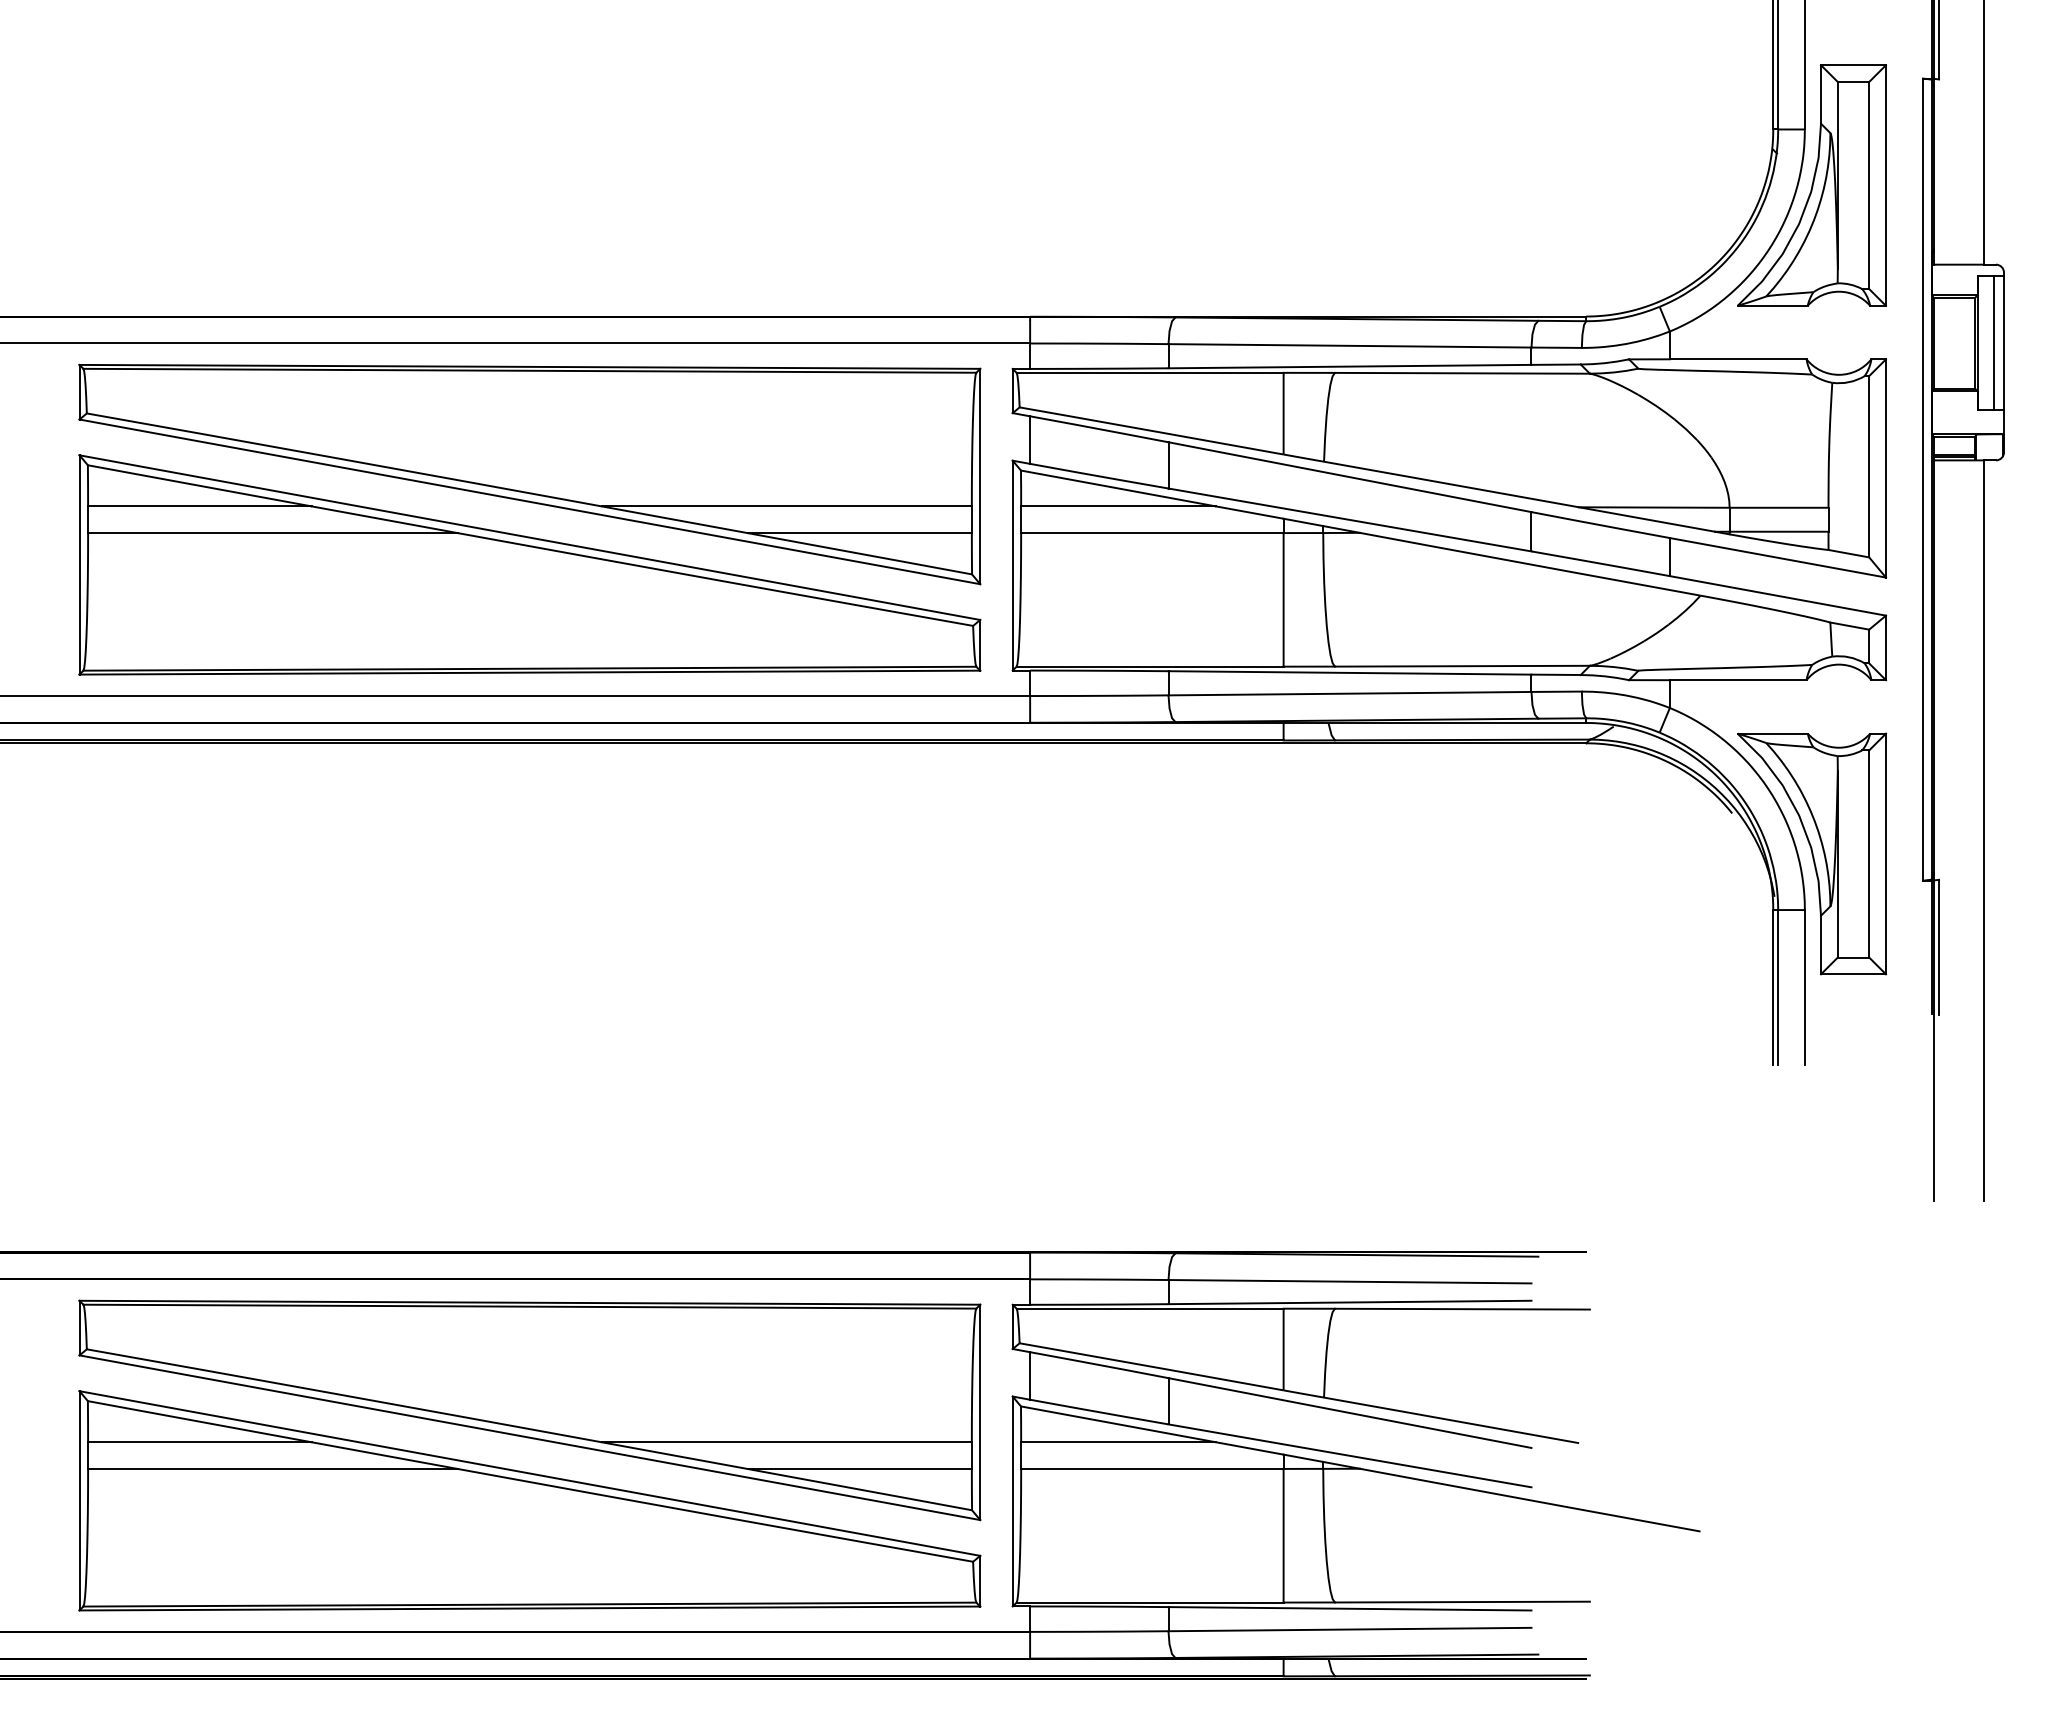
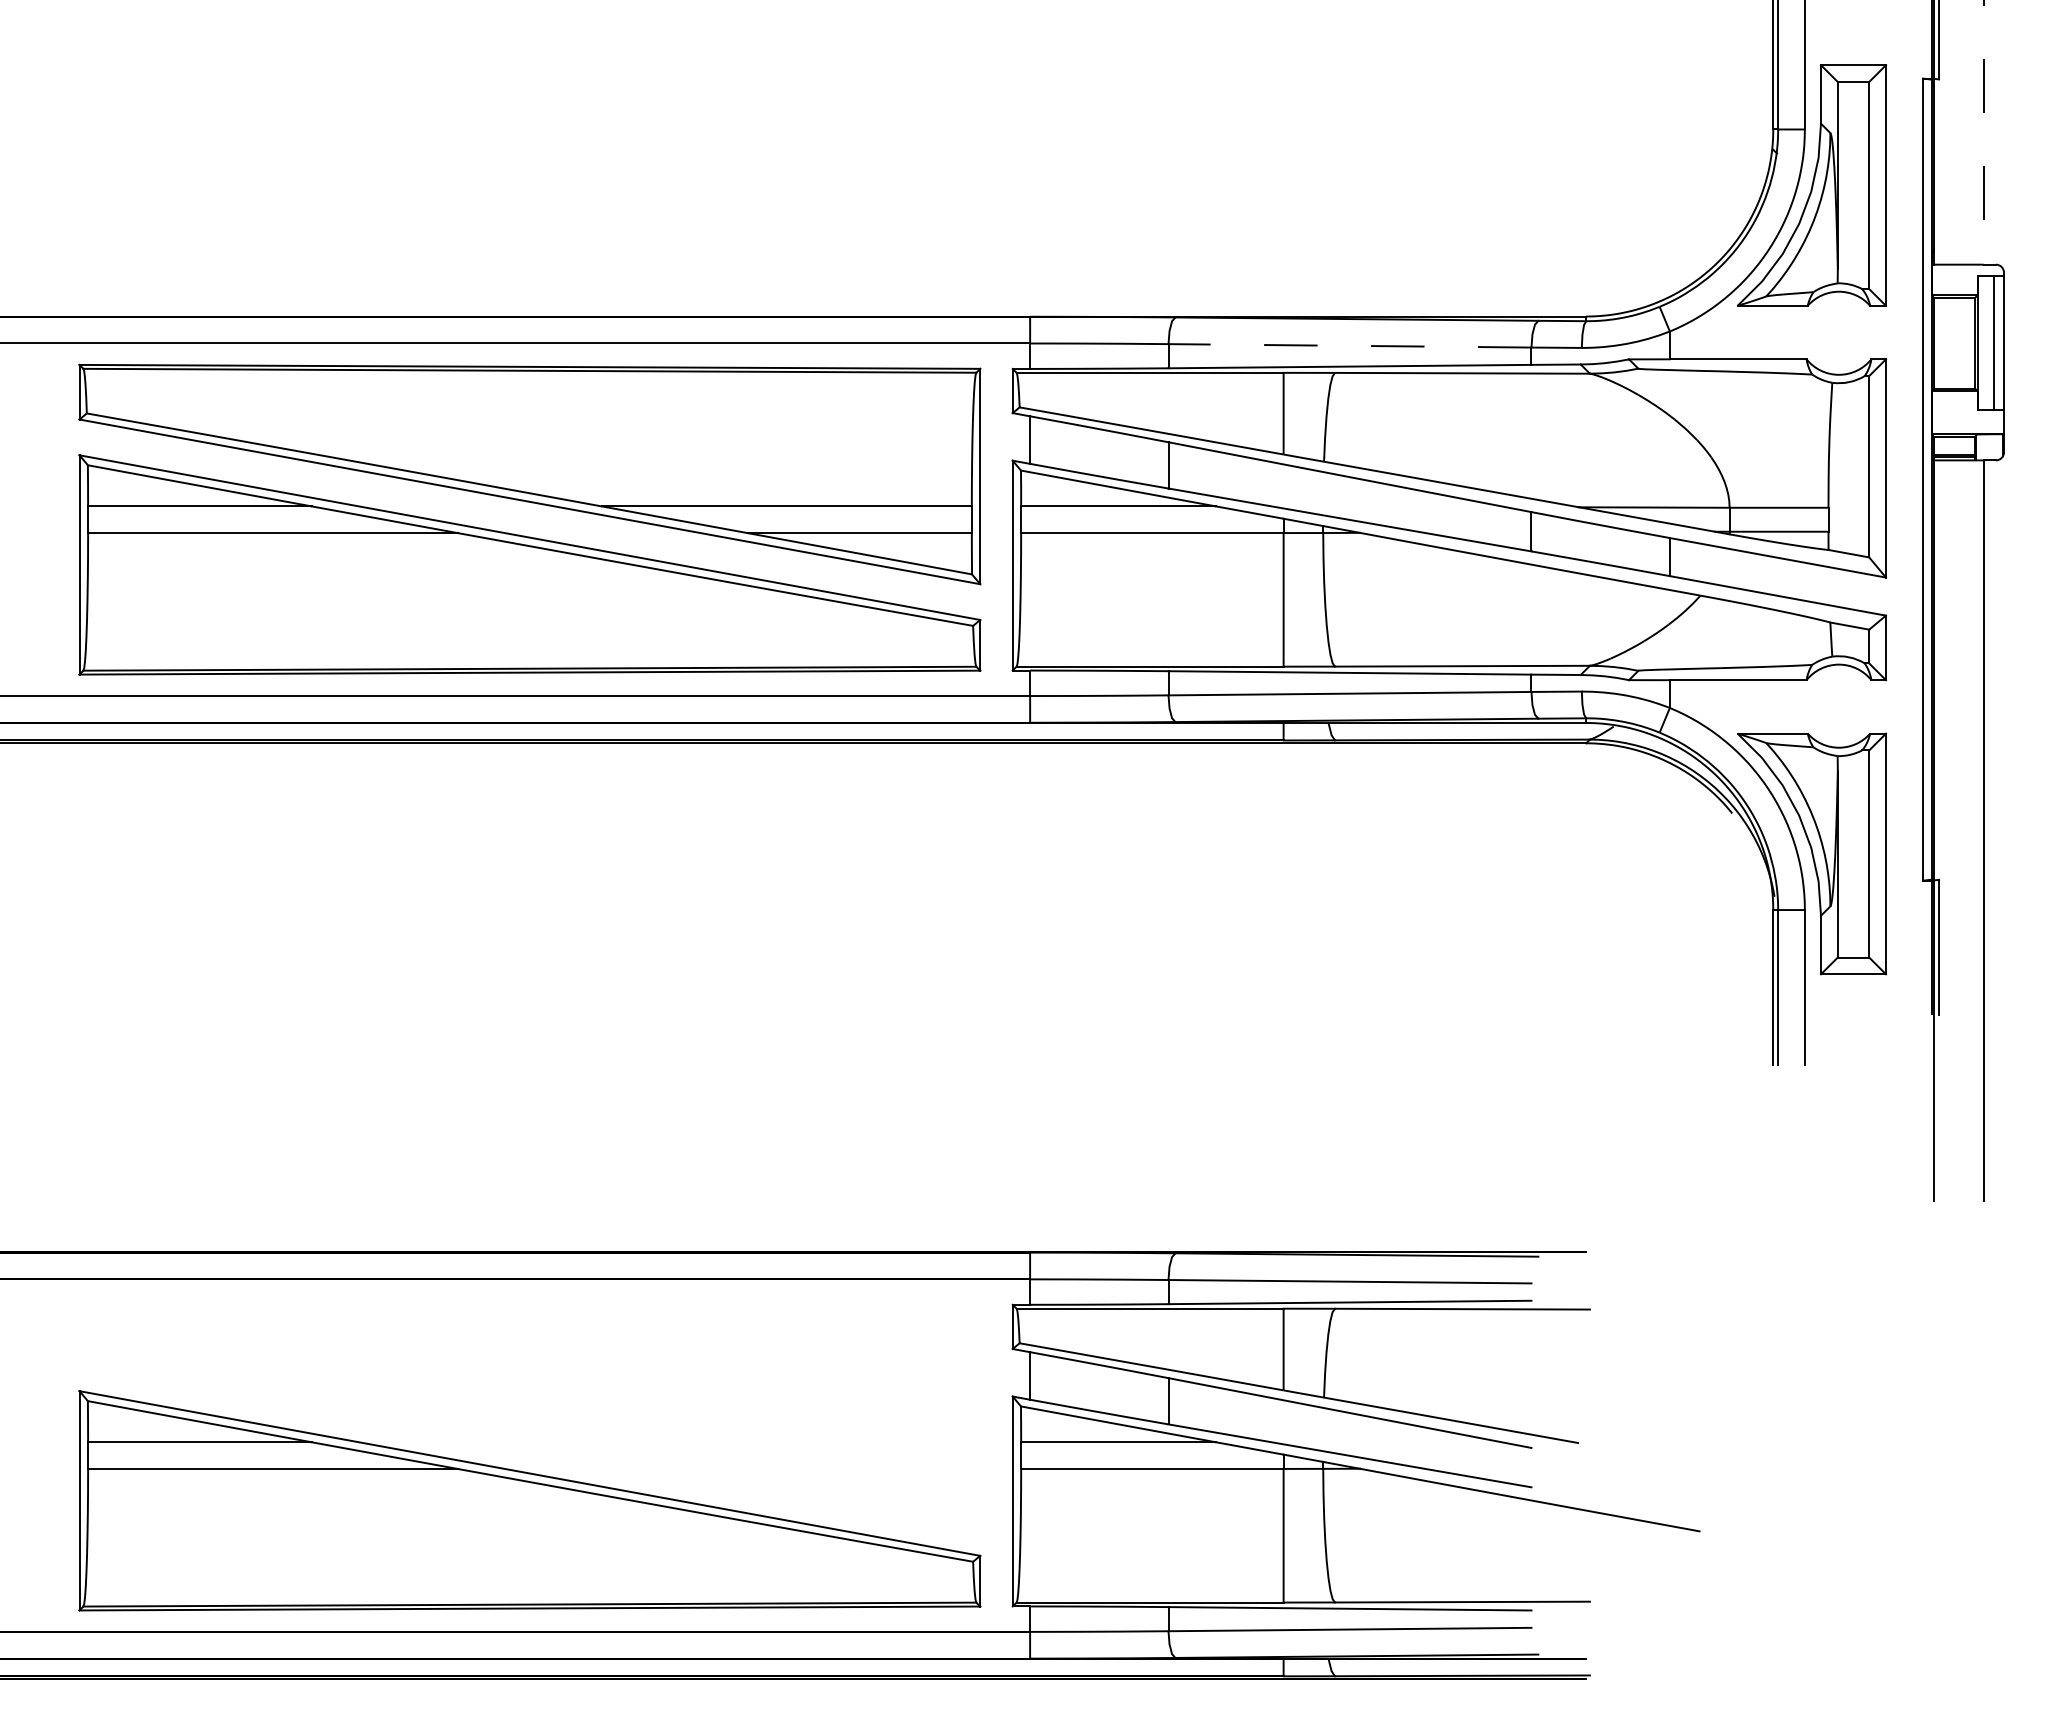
line: solid -> dashed (1983, 132)
line: solid -> dashed (1349, 345)
part: present -> none (529, 1410)
